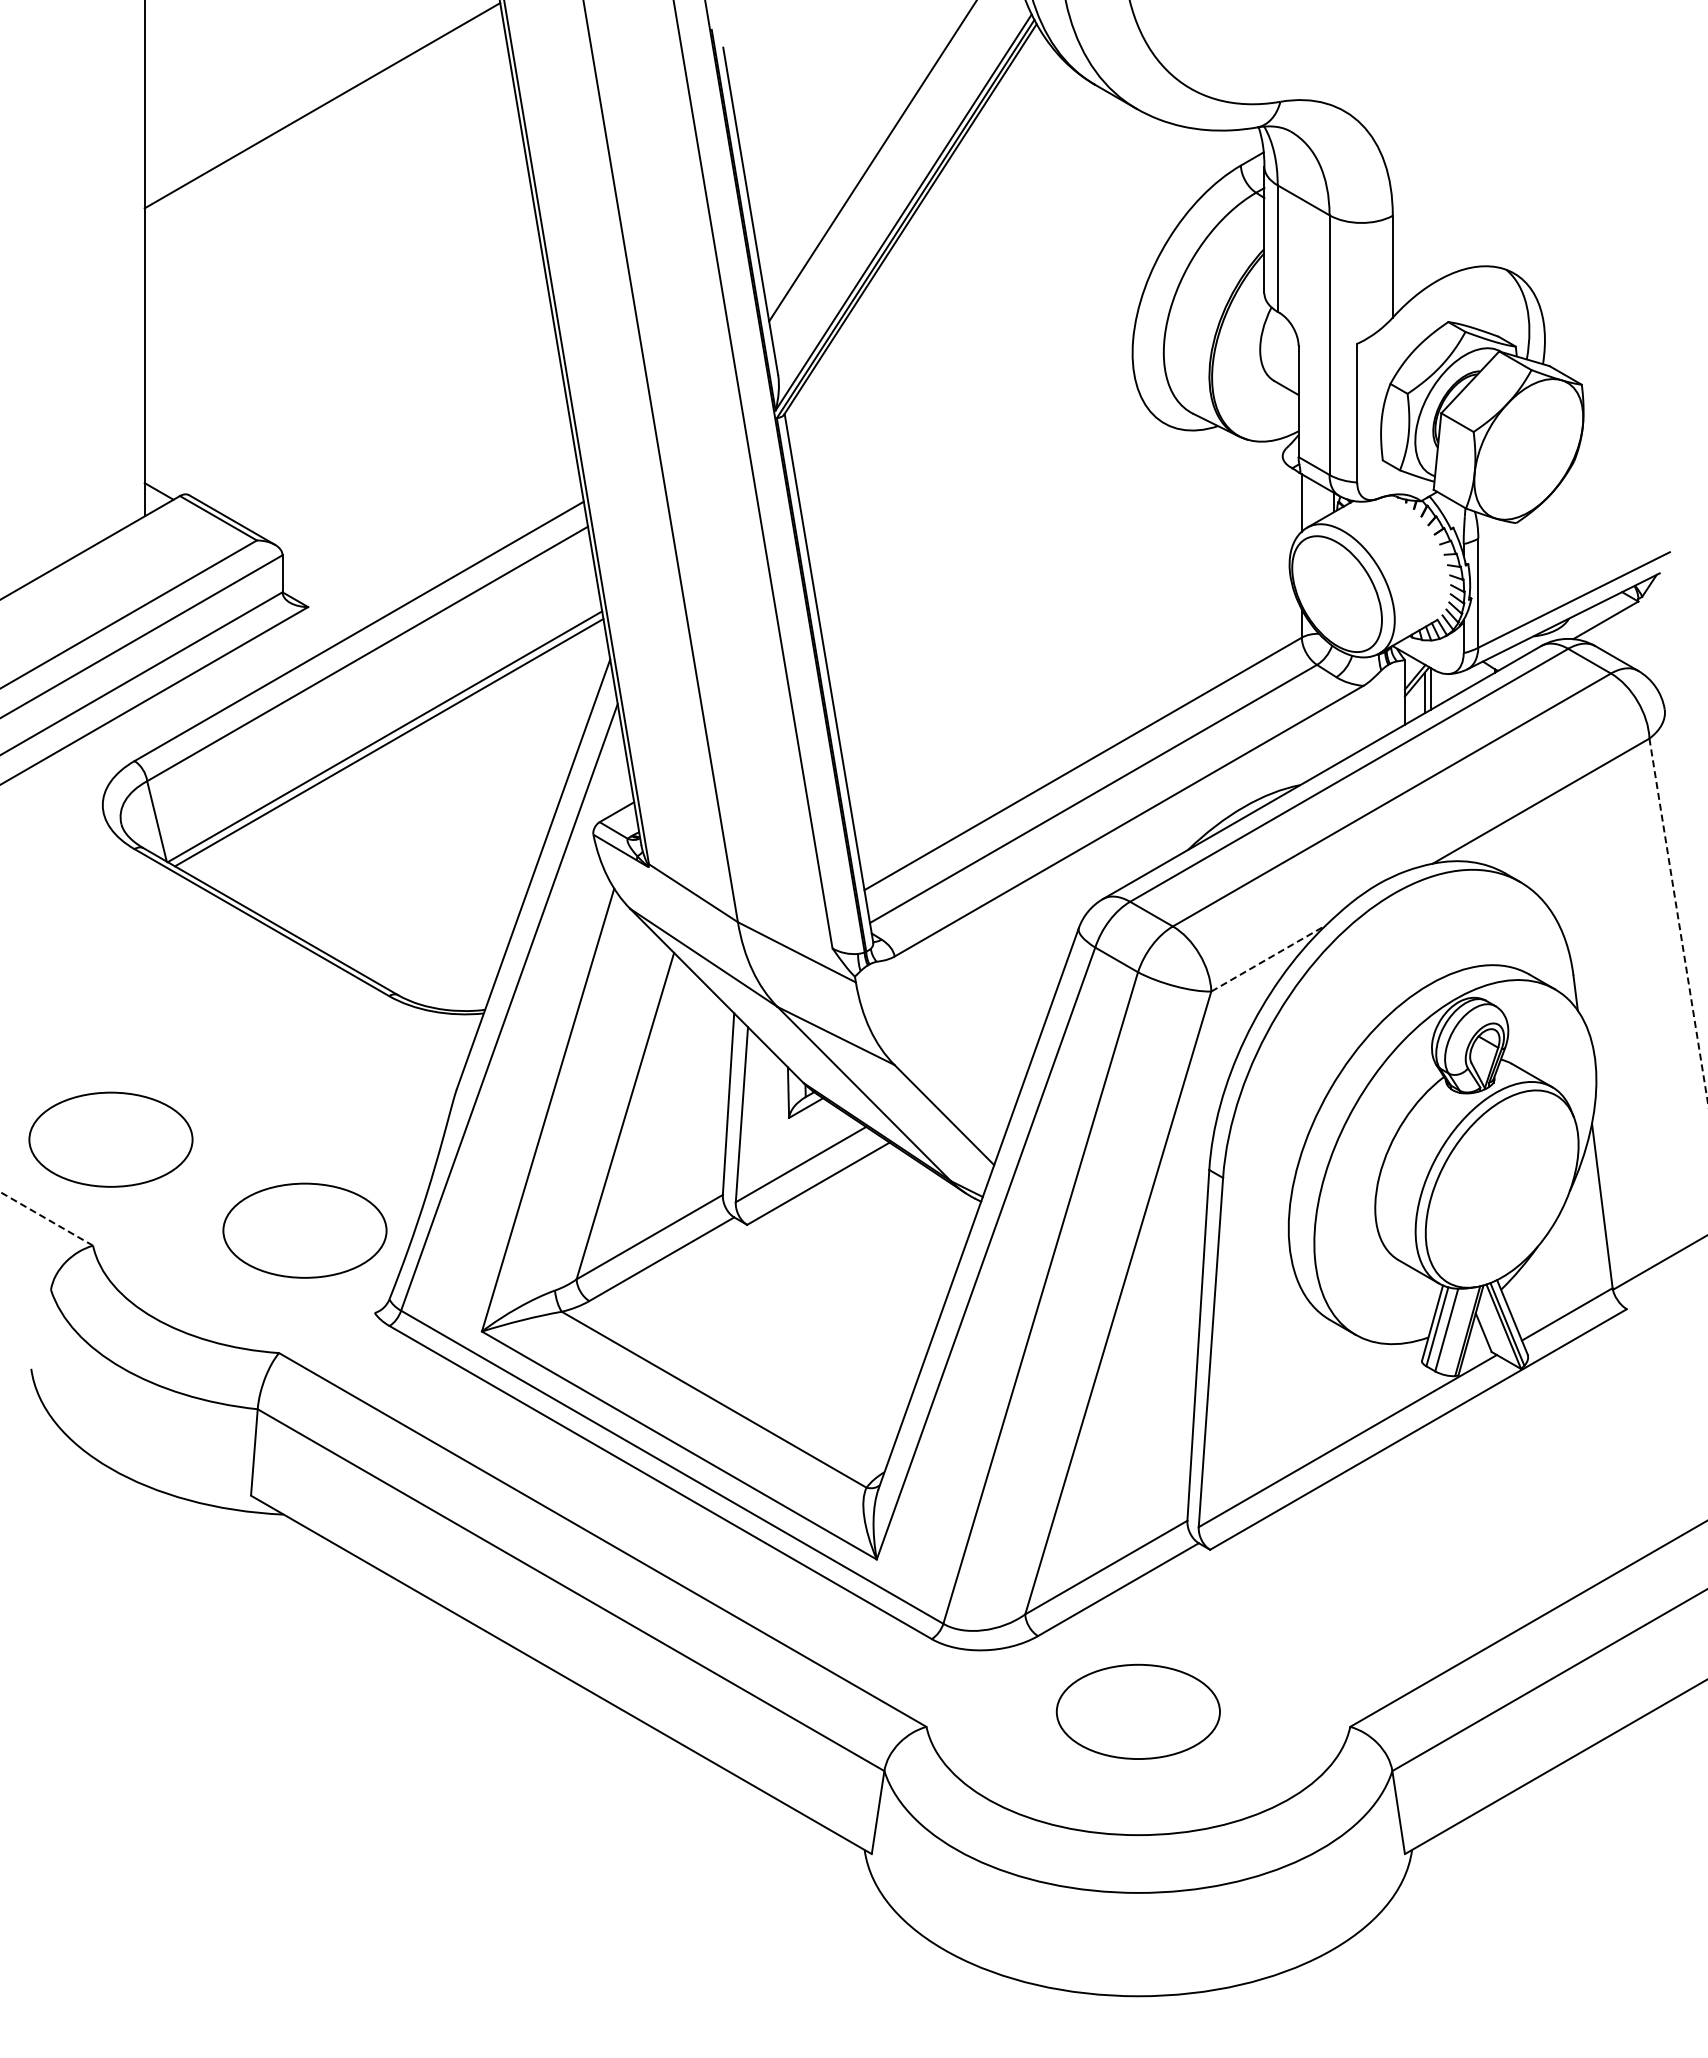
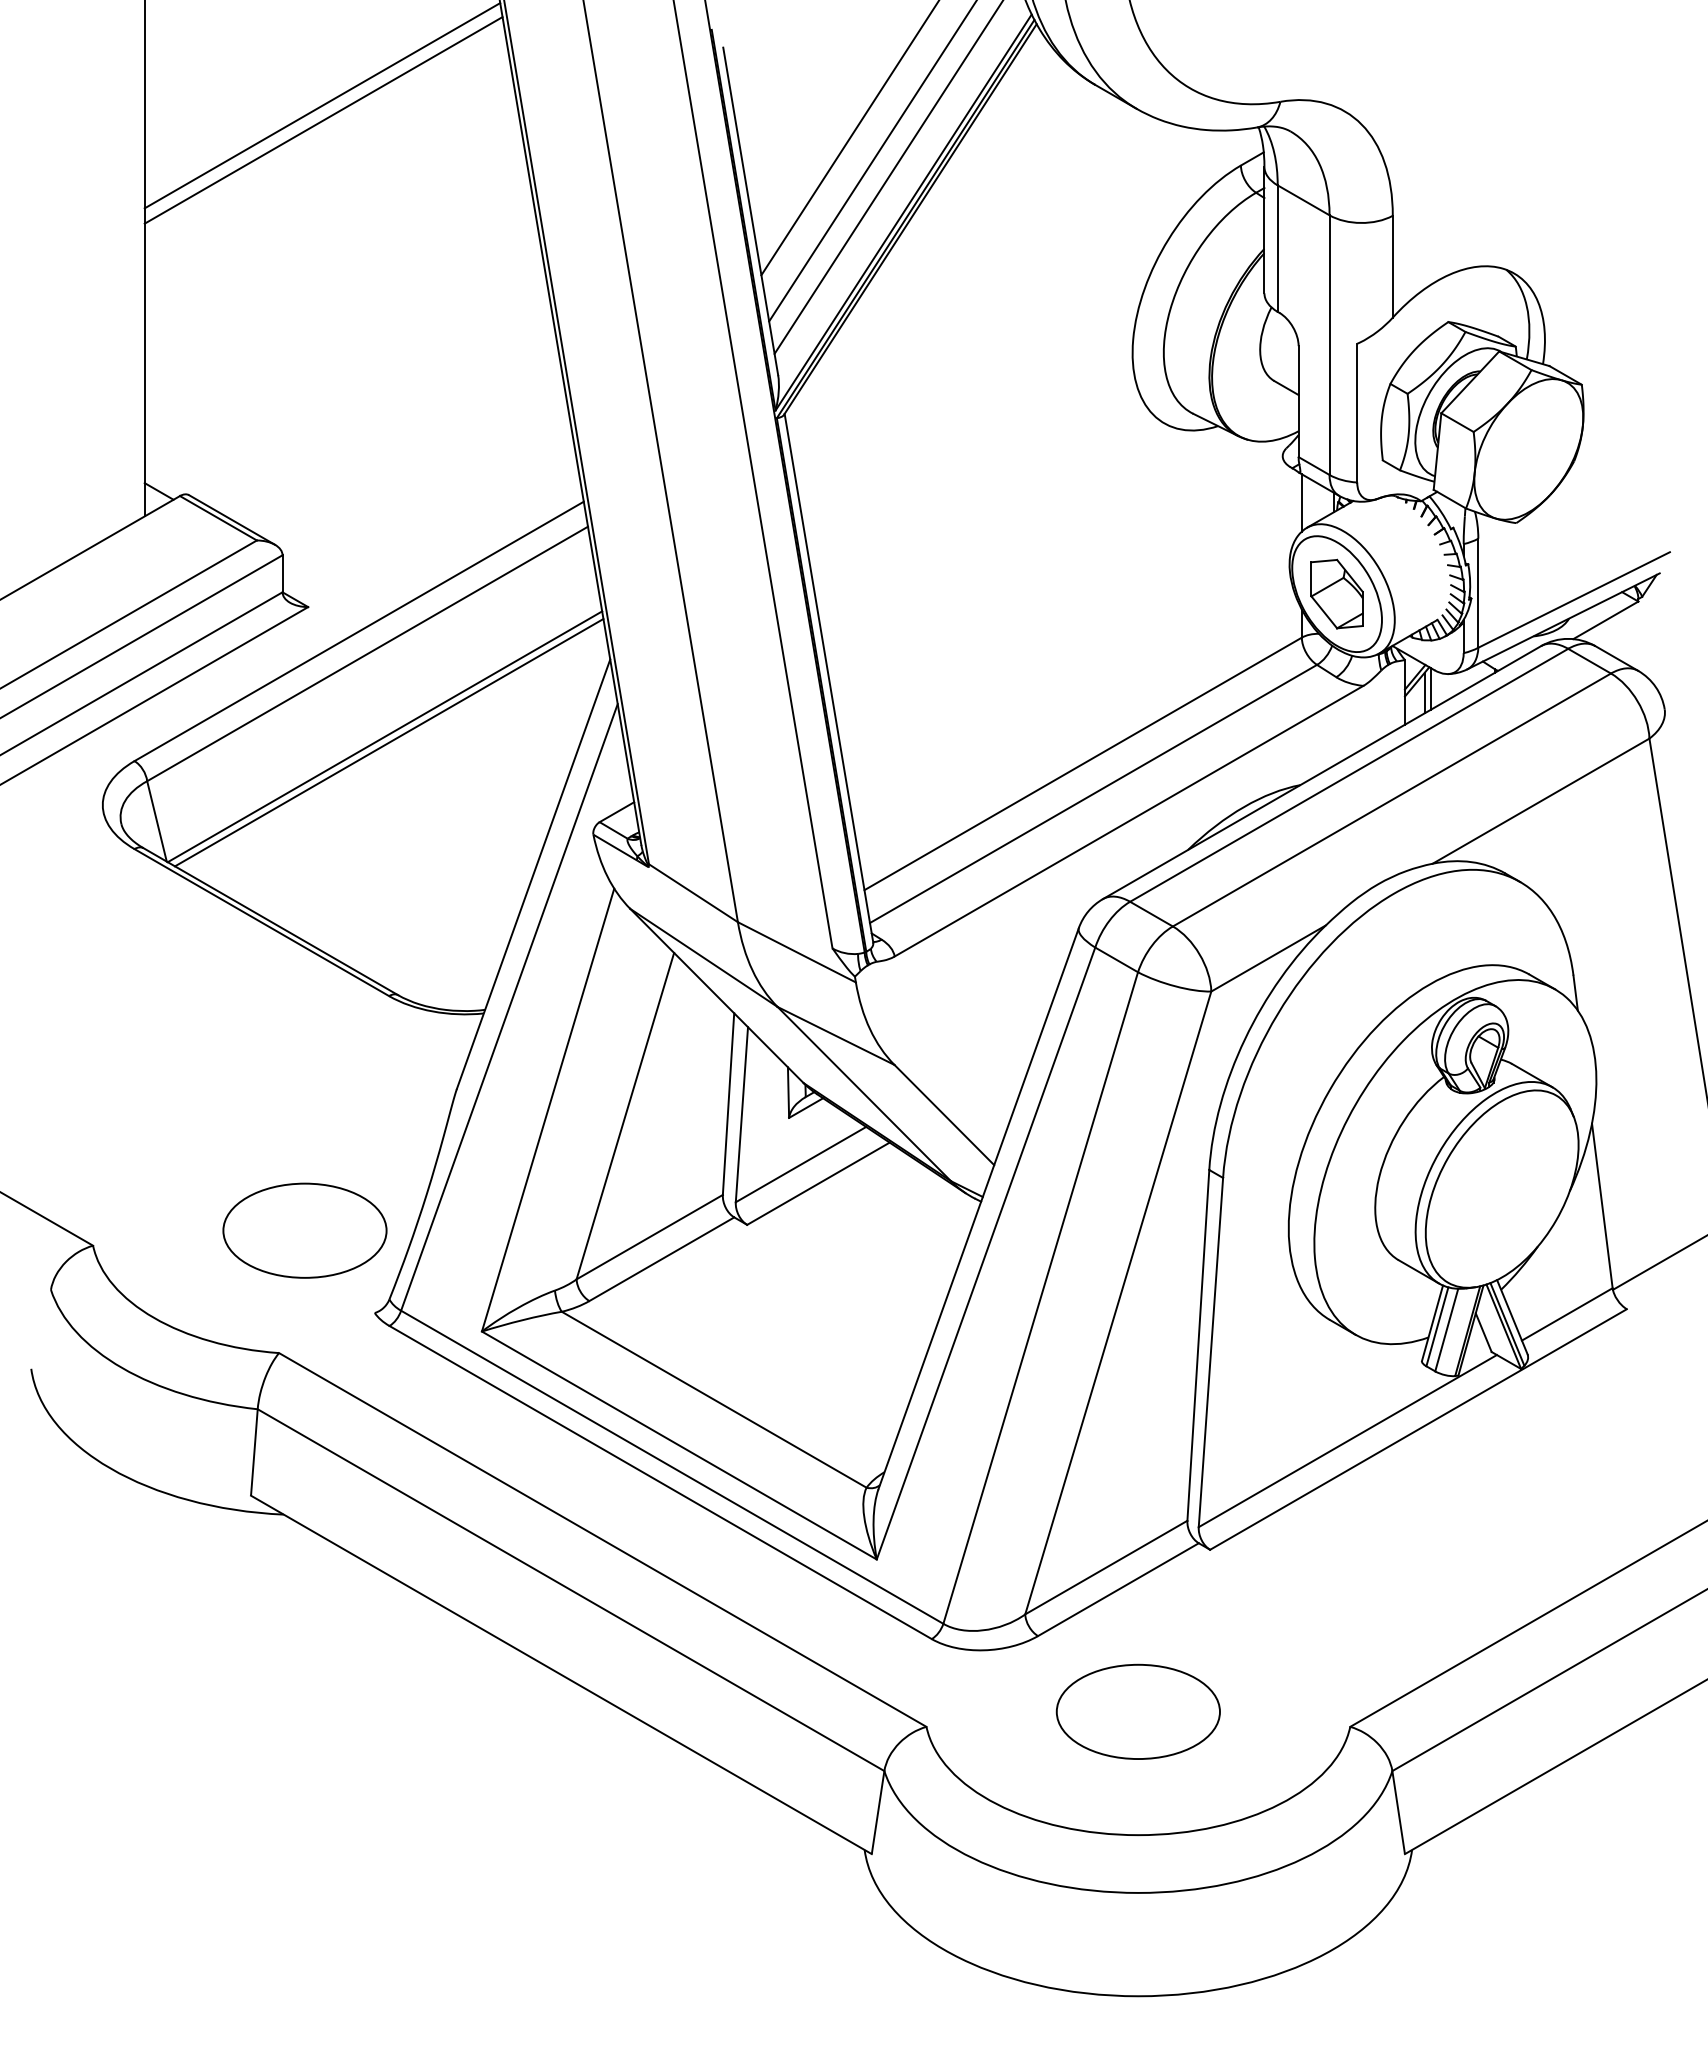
line: none -> present (323, 120)
line: none -> present (849, 138)
line: none -> present (887, 177)
part: none -> present (1336, 593)
line: dashed -> solid (1678, 921)
line: dashed -> solid (1269, 958)
part: present -> none (110, 1139)
line: dashed -> solid (46, 1218)
